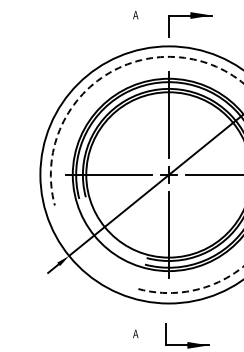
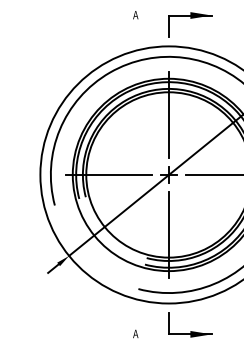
arc: dashed -> solid (157, 57)
part position: (187, 342) -> (190, 331) (190, 331)
